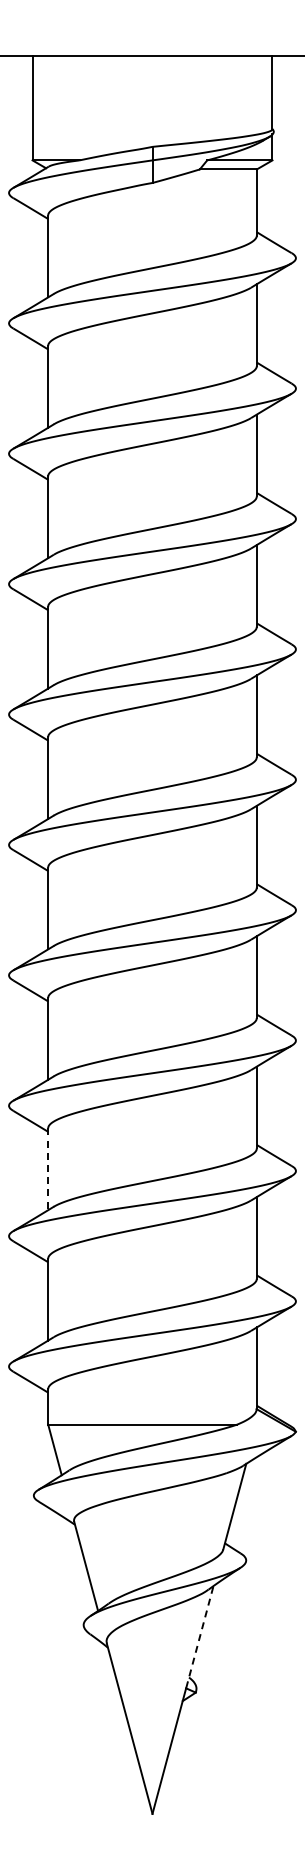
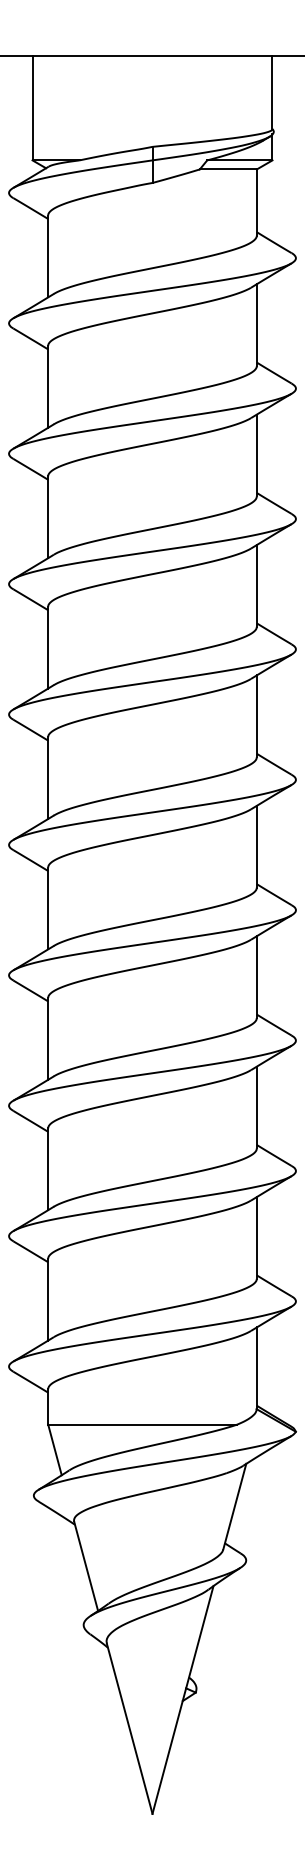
line: dashed -> solid (48, 1169)
line: dashed -> solid (199, 1637)
